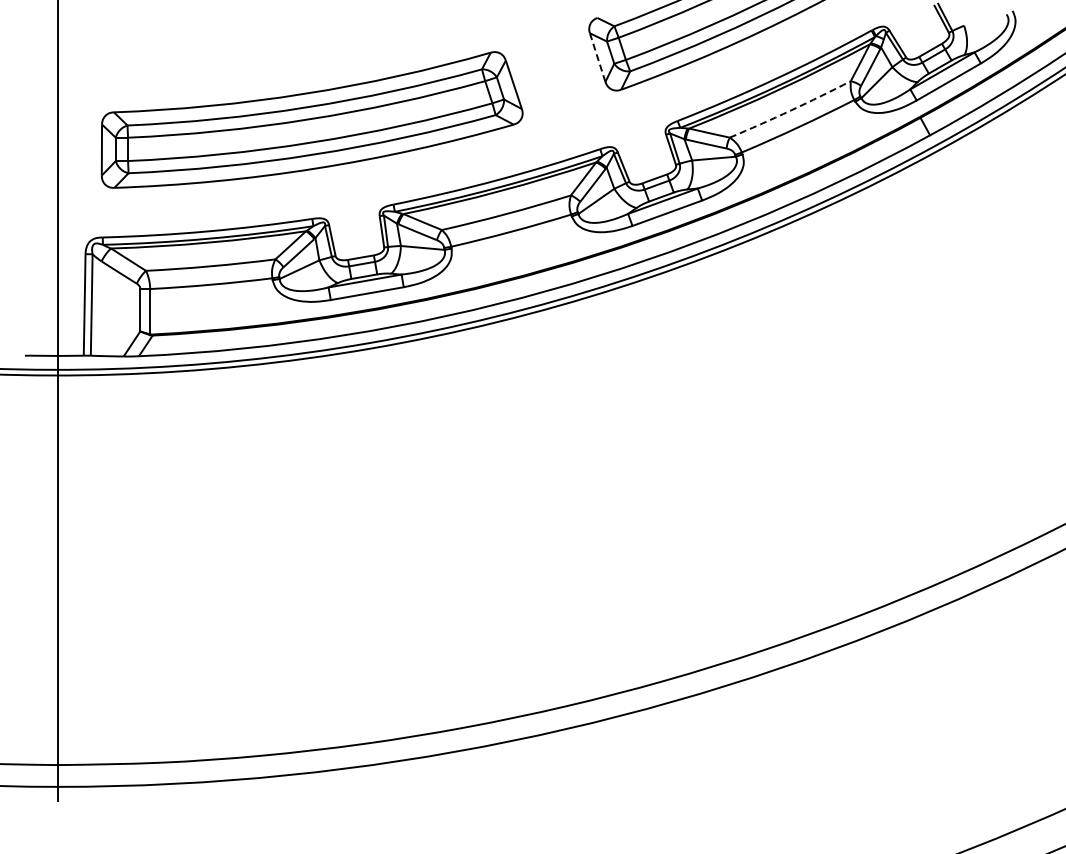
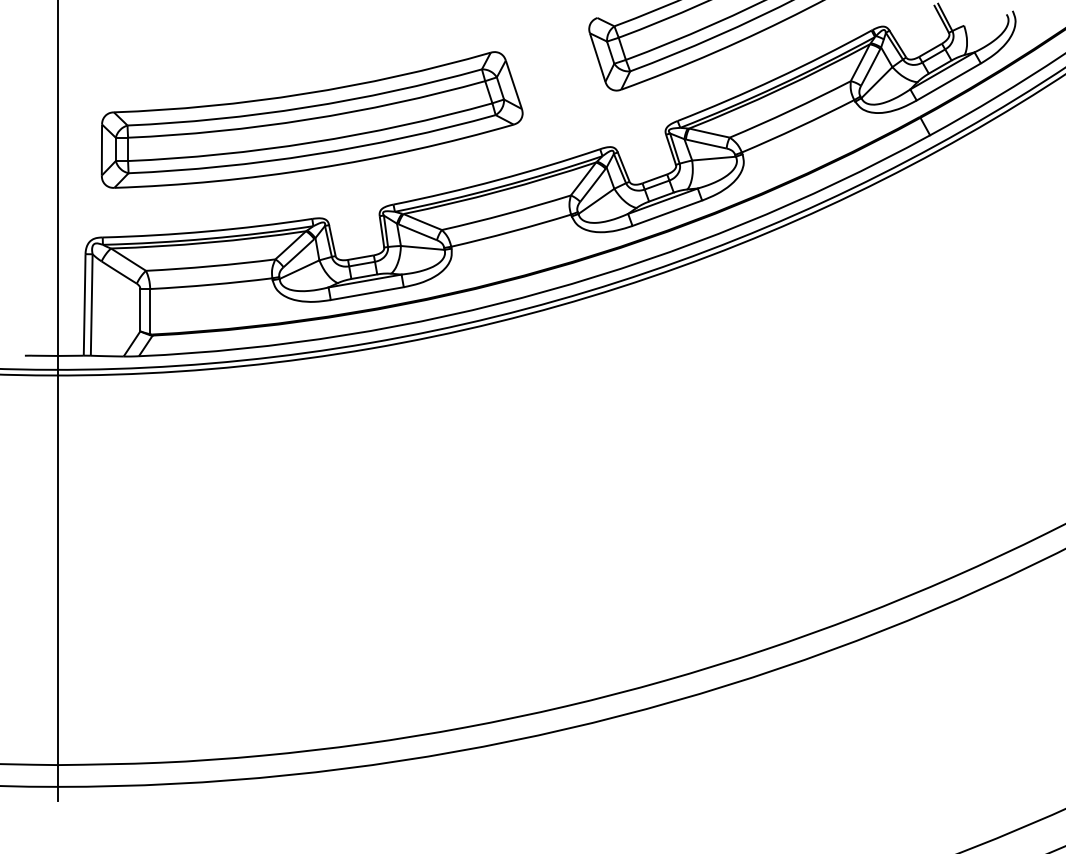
line: dashed -> solid (597, 56)
arc: dashed -> solid (790, 110)
